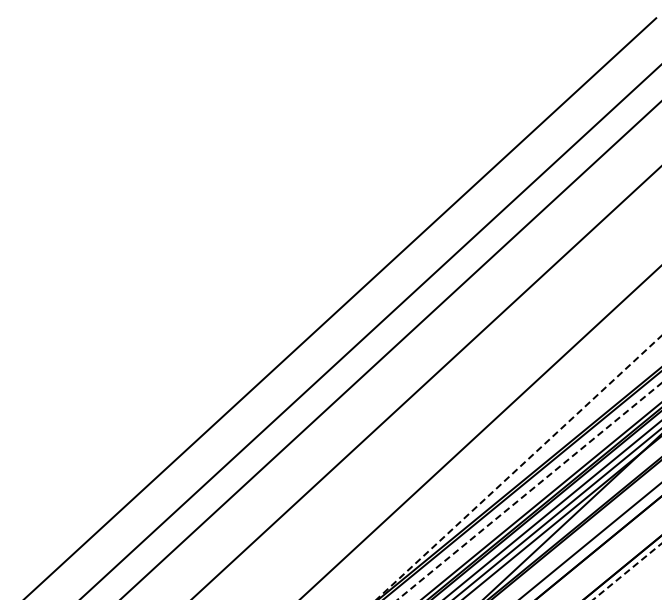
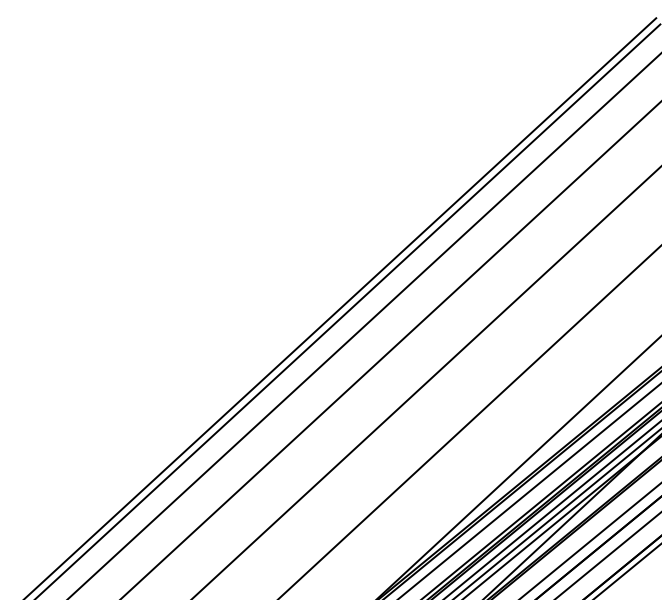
line: none -> present (348, 310)
line position: (370, 331) -> (364, 325) (364, 325)
line position: (480, 432) -> (469, 421) (469, 421)
line: dashed -> solid (519, 467)
line: dashed -> solid (529, 491)
line: none -> present (608, 555)
line: dashed -> solid (626, 572)
